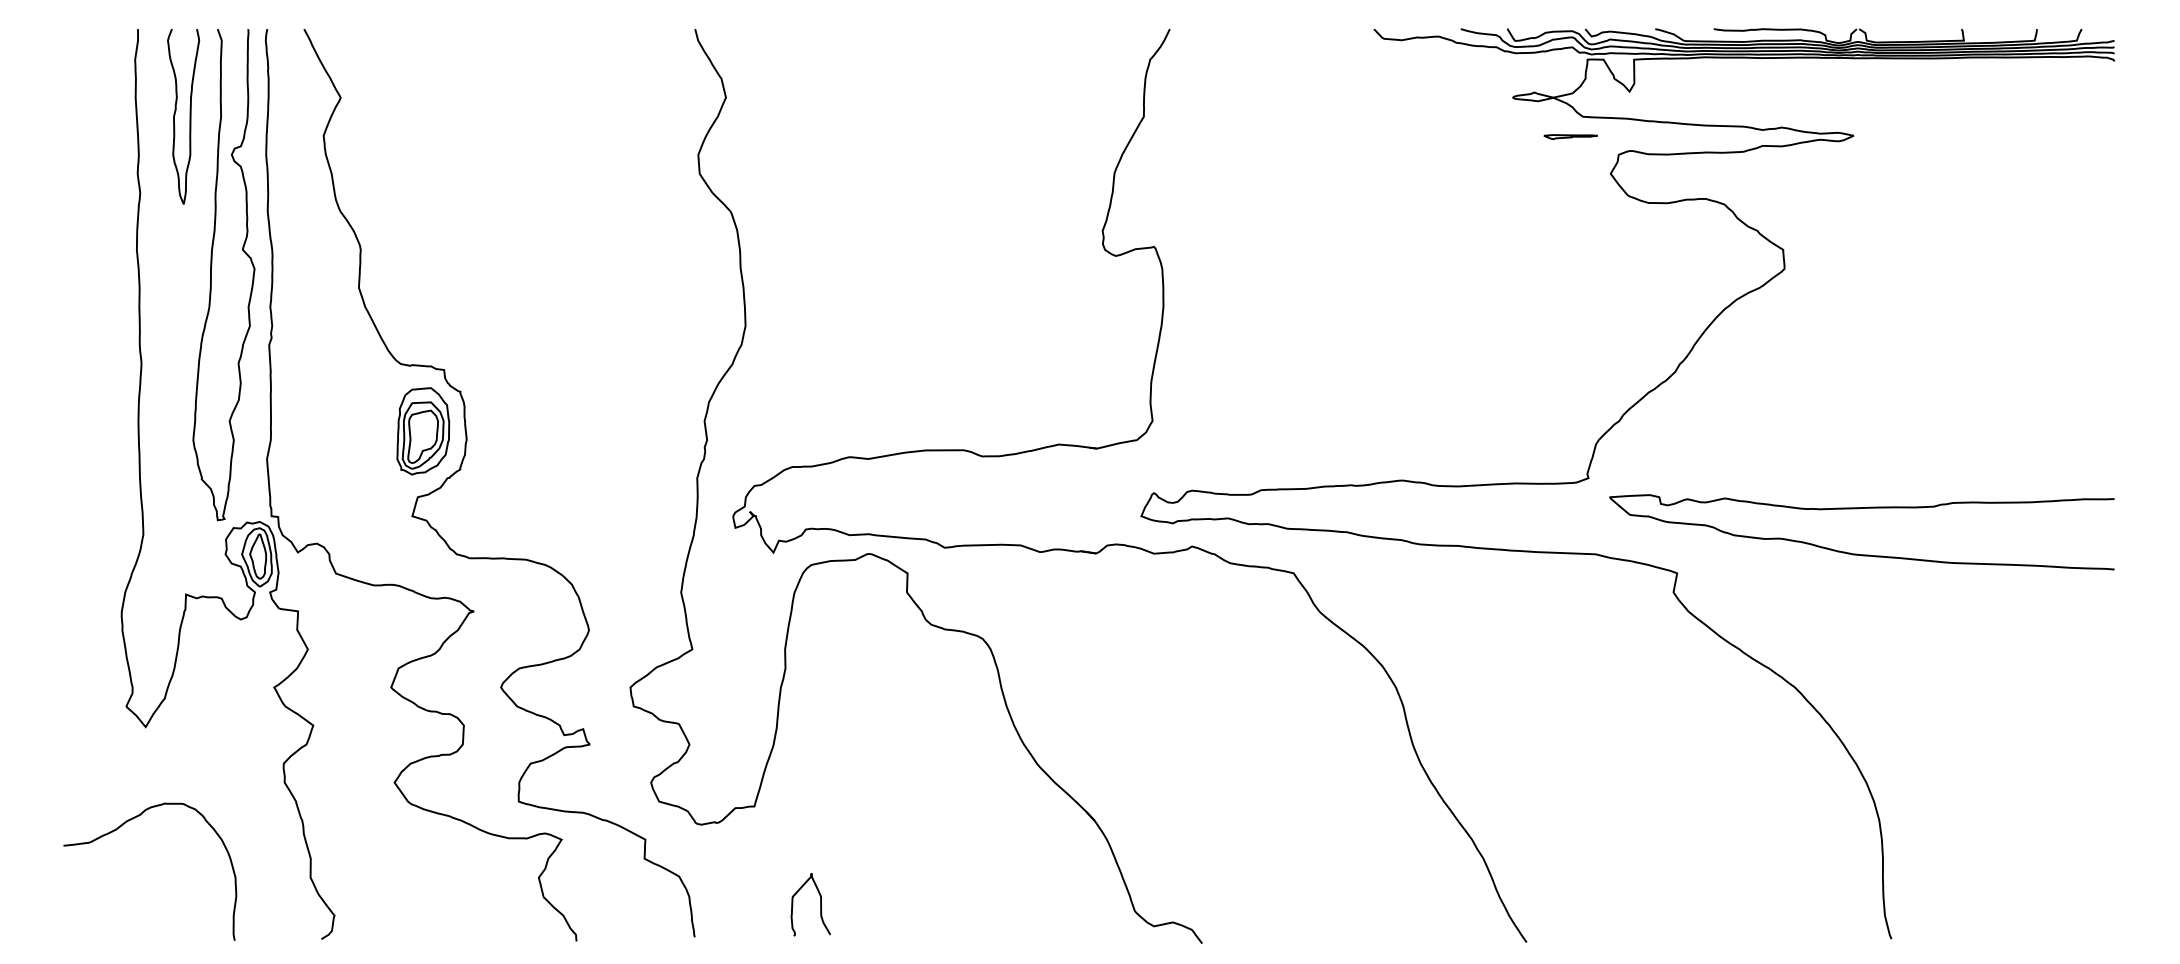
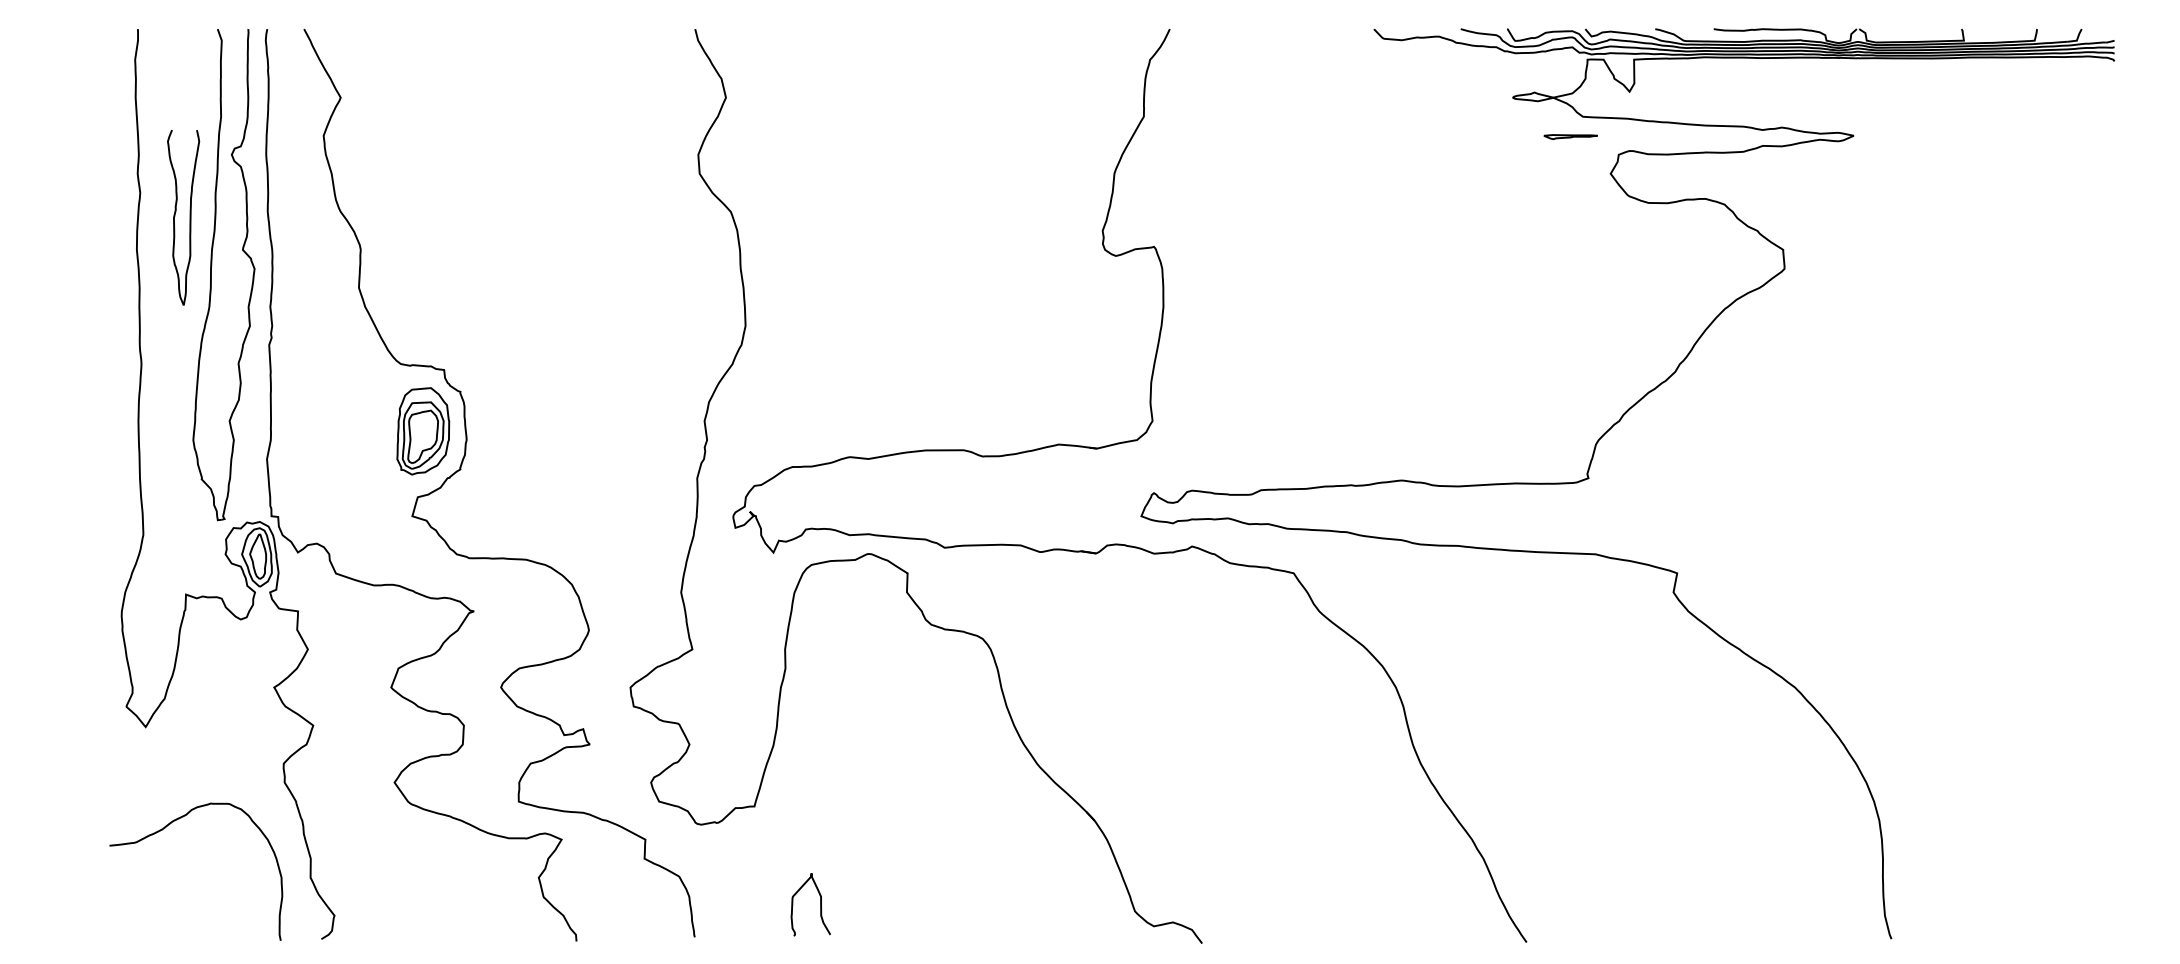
curve position: (189, 116) -> (189, 217) (189, 217)
curve: present -> none (1857, 553)
curve position: (119, 828) -> (165, 828) (165, 828)
